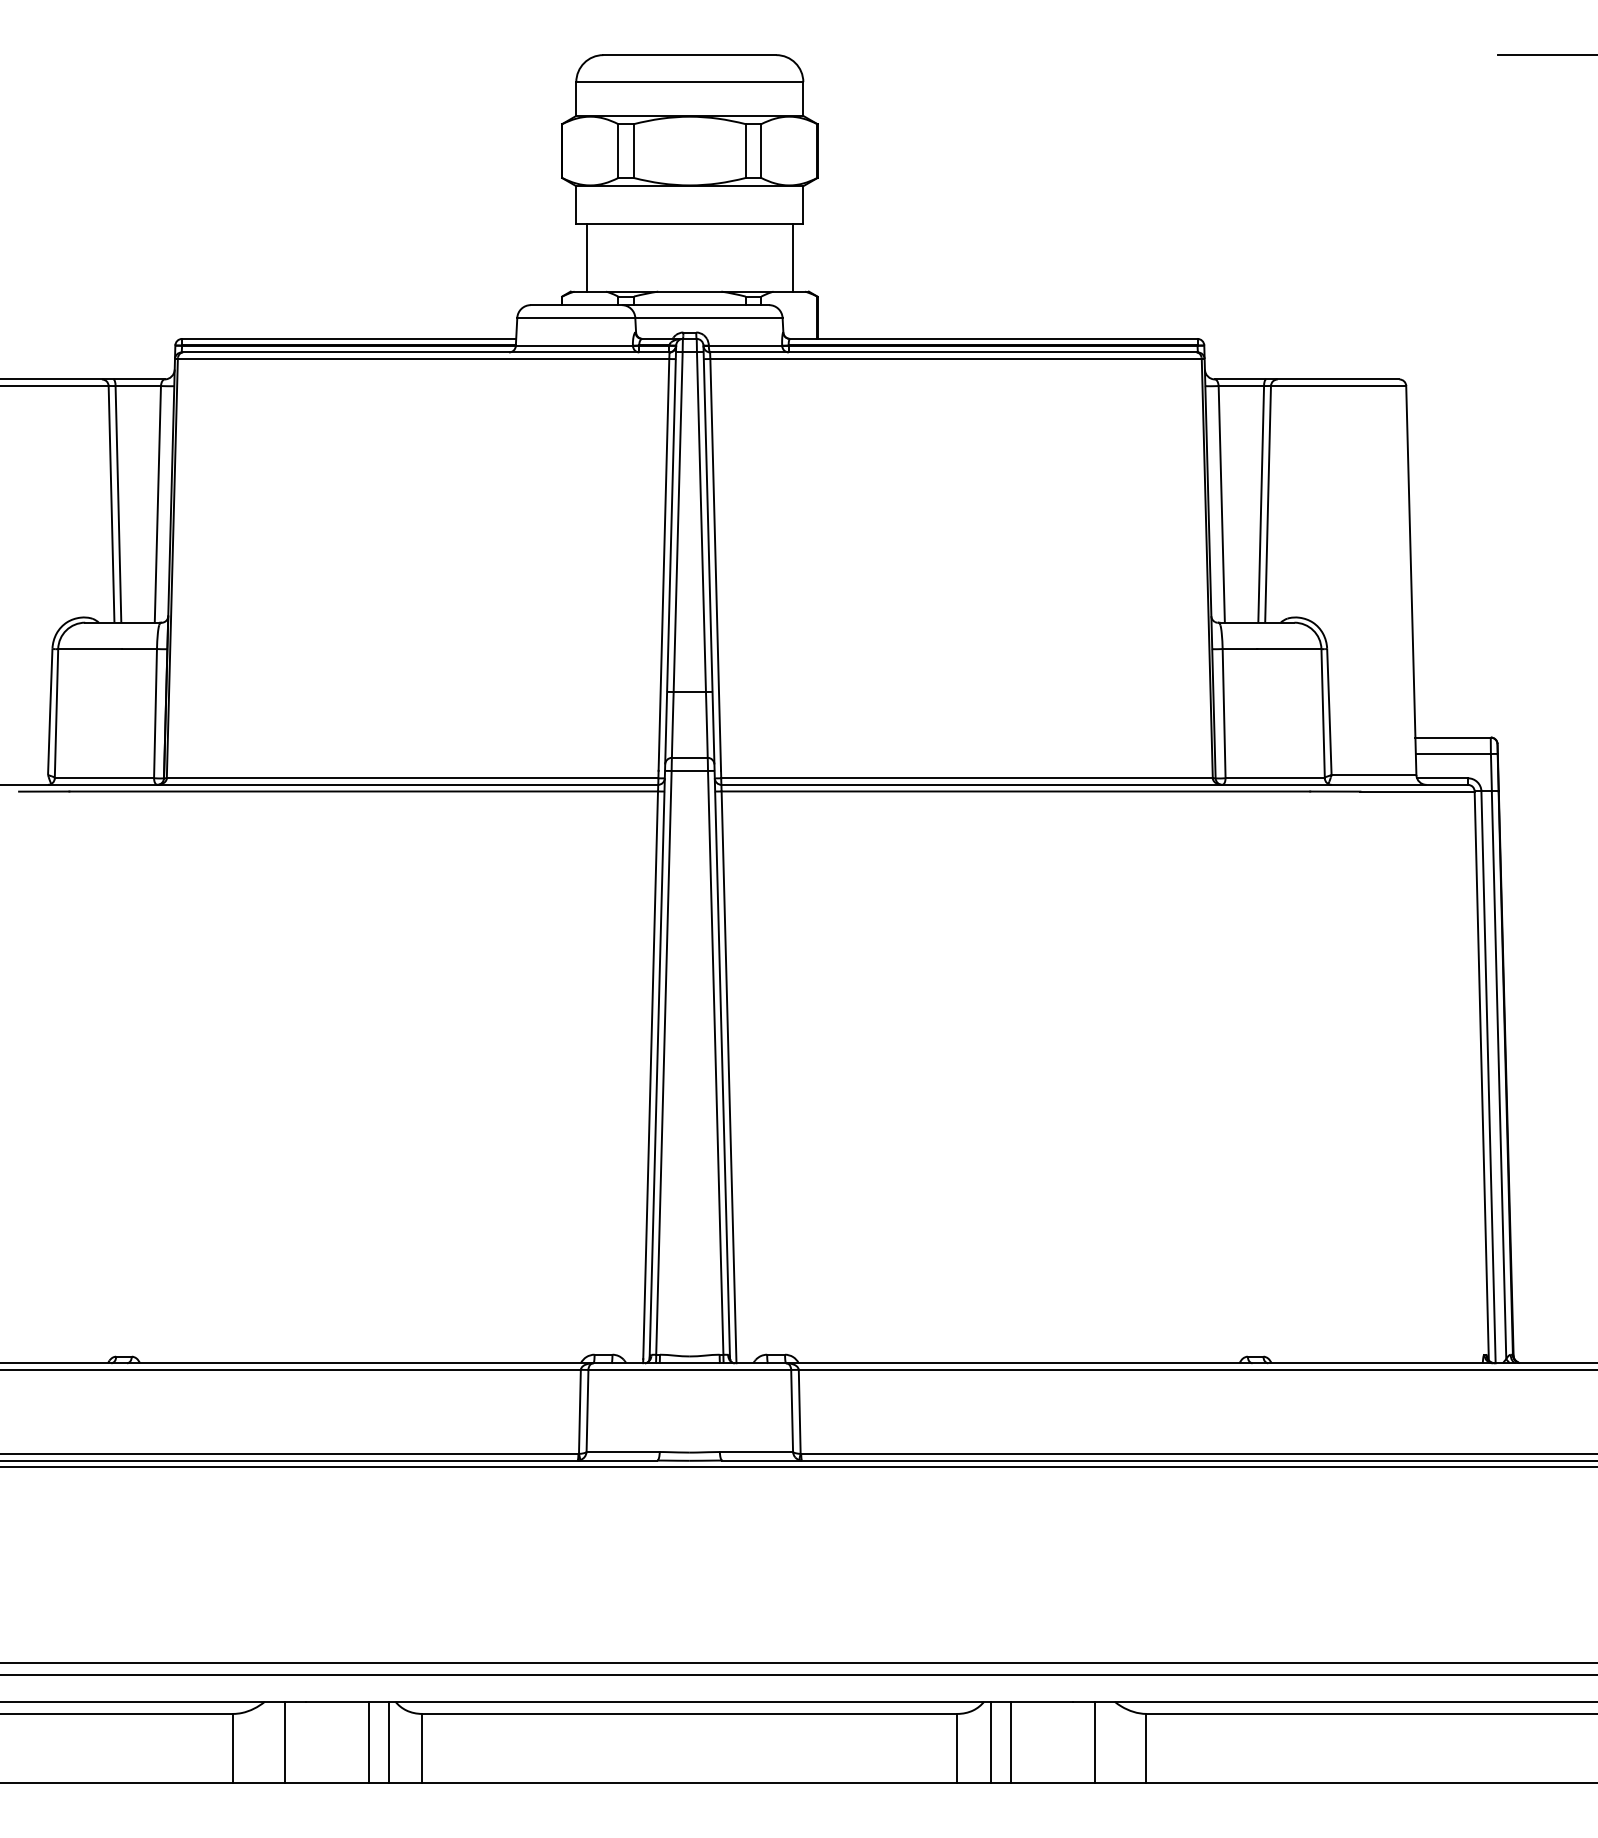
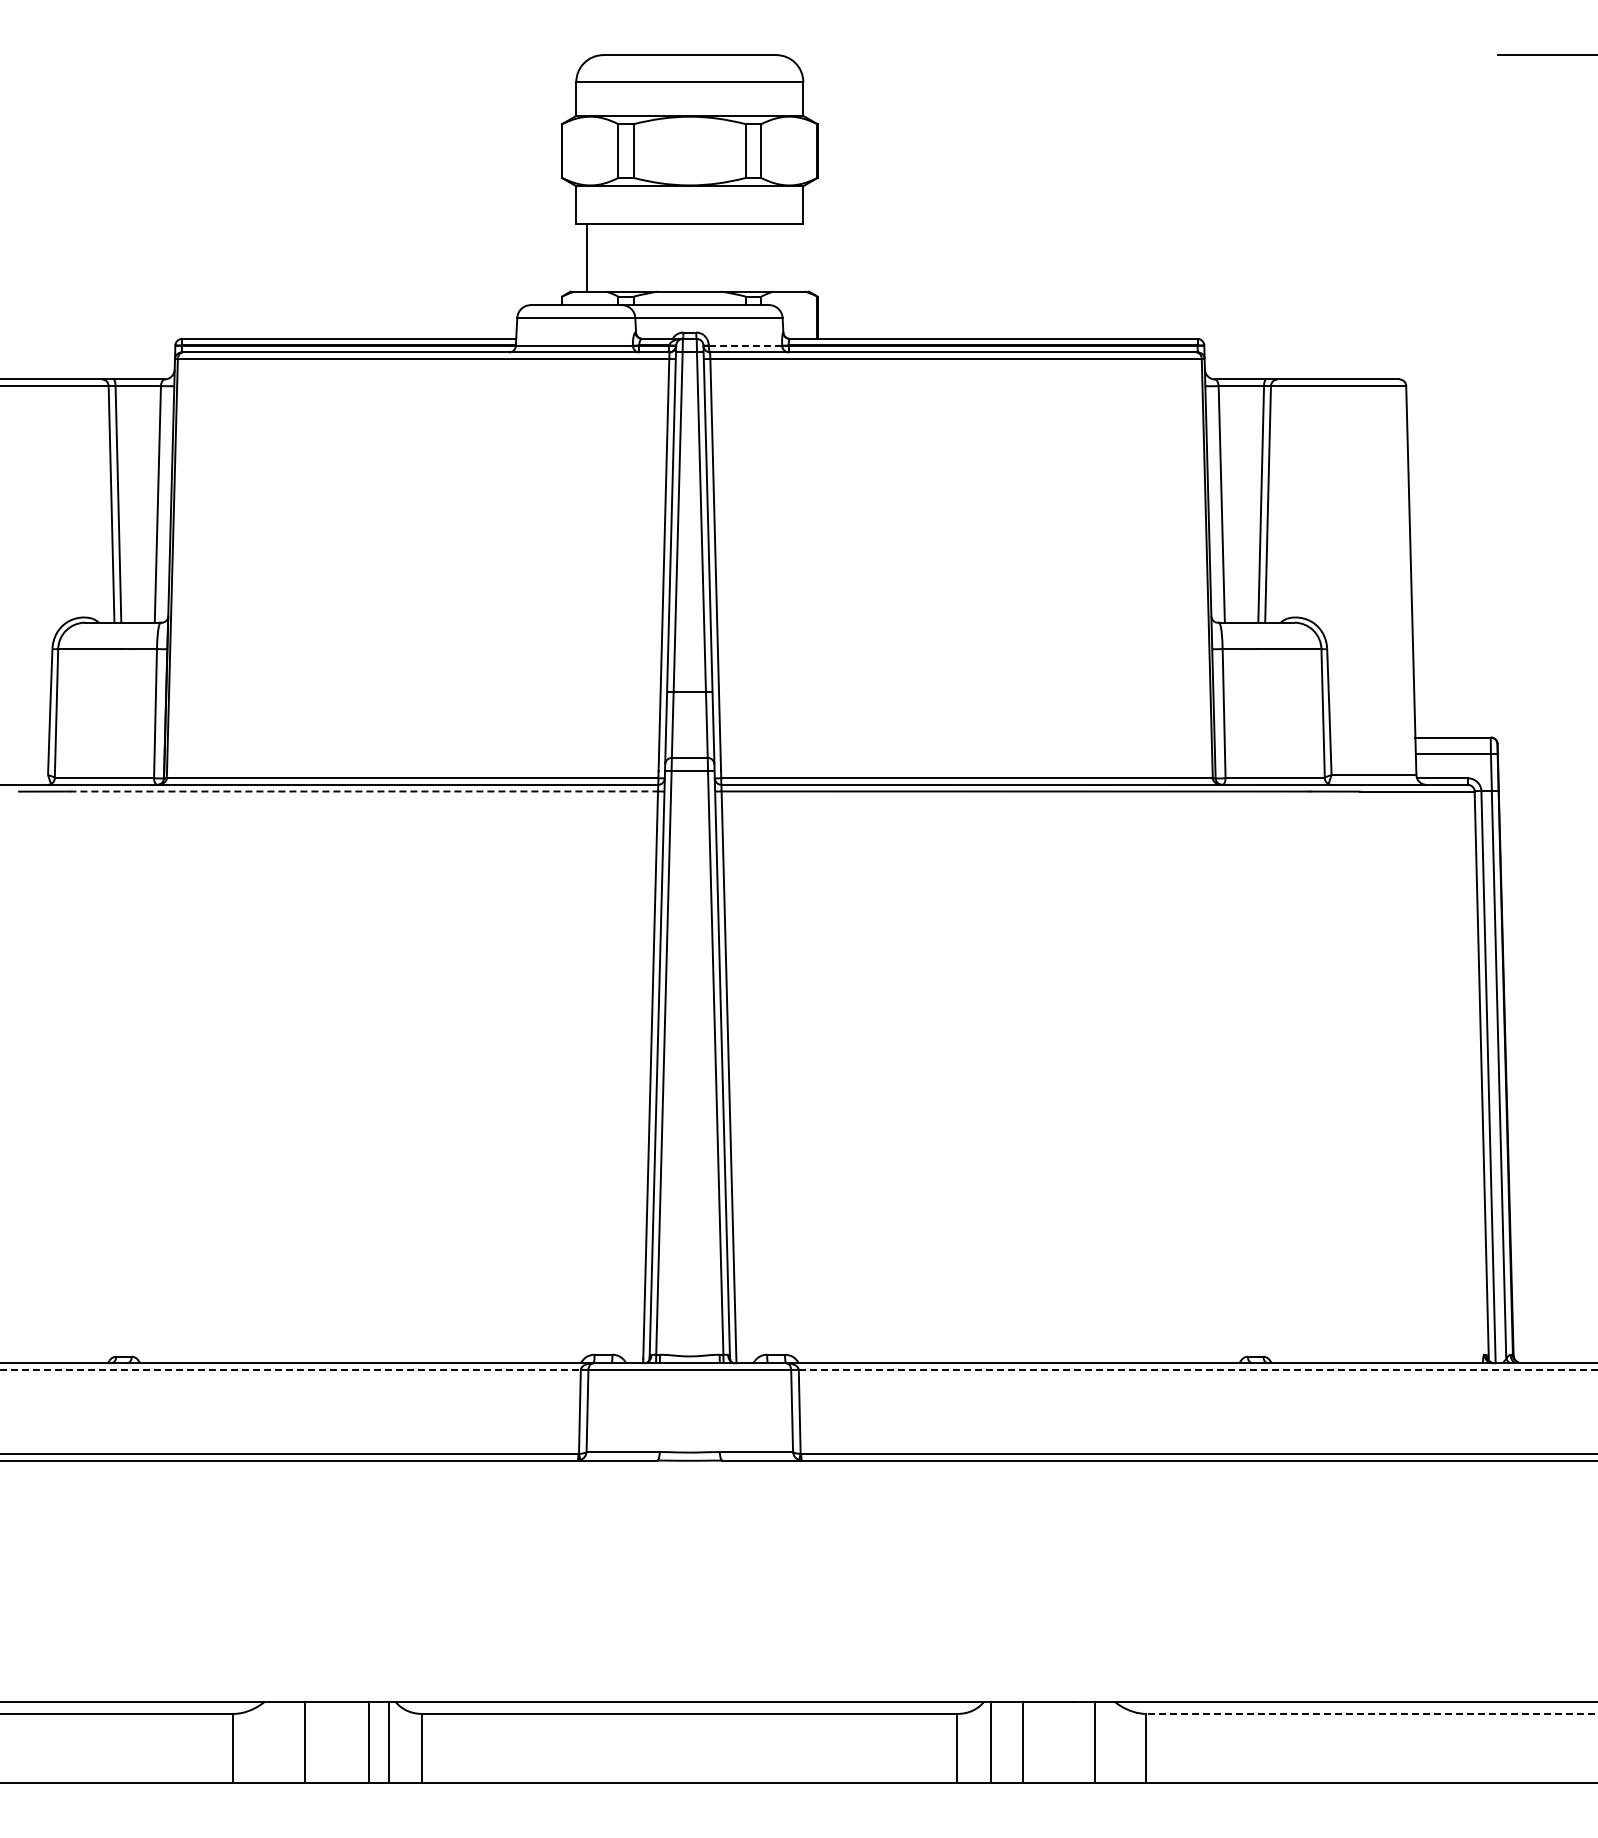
line: present -> none (792, 257)
line: solid -> dashed (745, 346)
line: solid -> dashed (364, 791)
line: solid -> dashed (290, 1369)
line: solid -> dashed (1198, 1369)
line: present -> none (798, 1467)
line: present -> none (798, 1663)
line: present -> none (798, 1674)
line: solid -> dashed (1371, 1713)
line position: (284, 1741) -> (304, 1741) (304, 1741)
line position: (1010, 1741) -> (1022, 1741) (1022, 1741)
